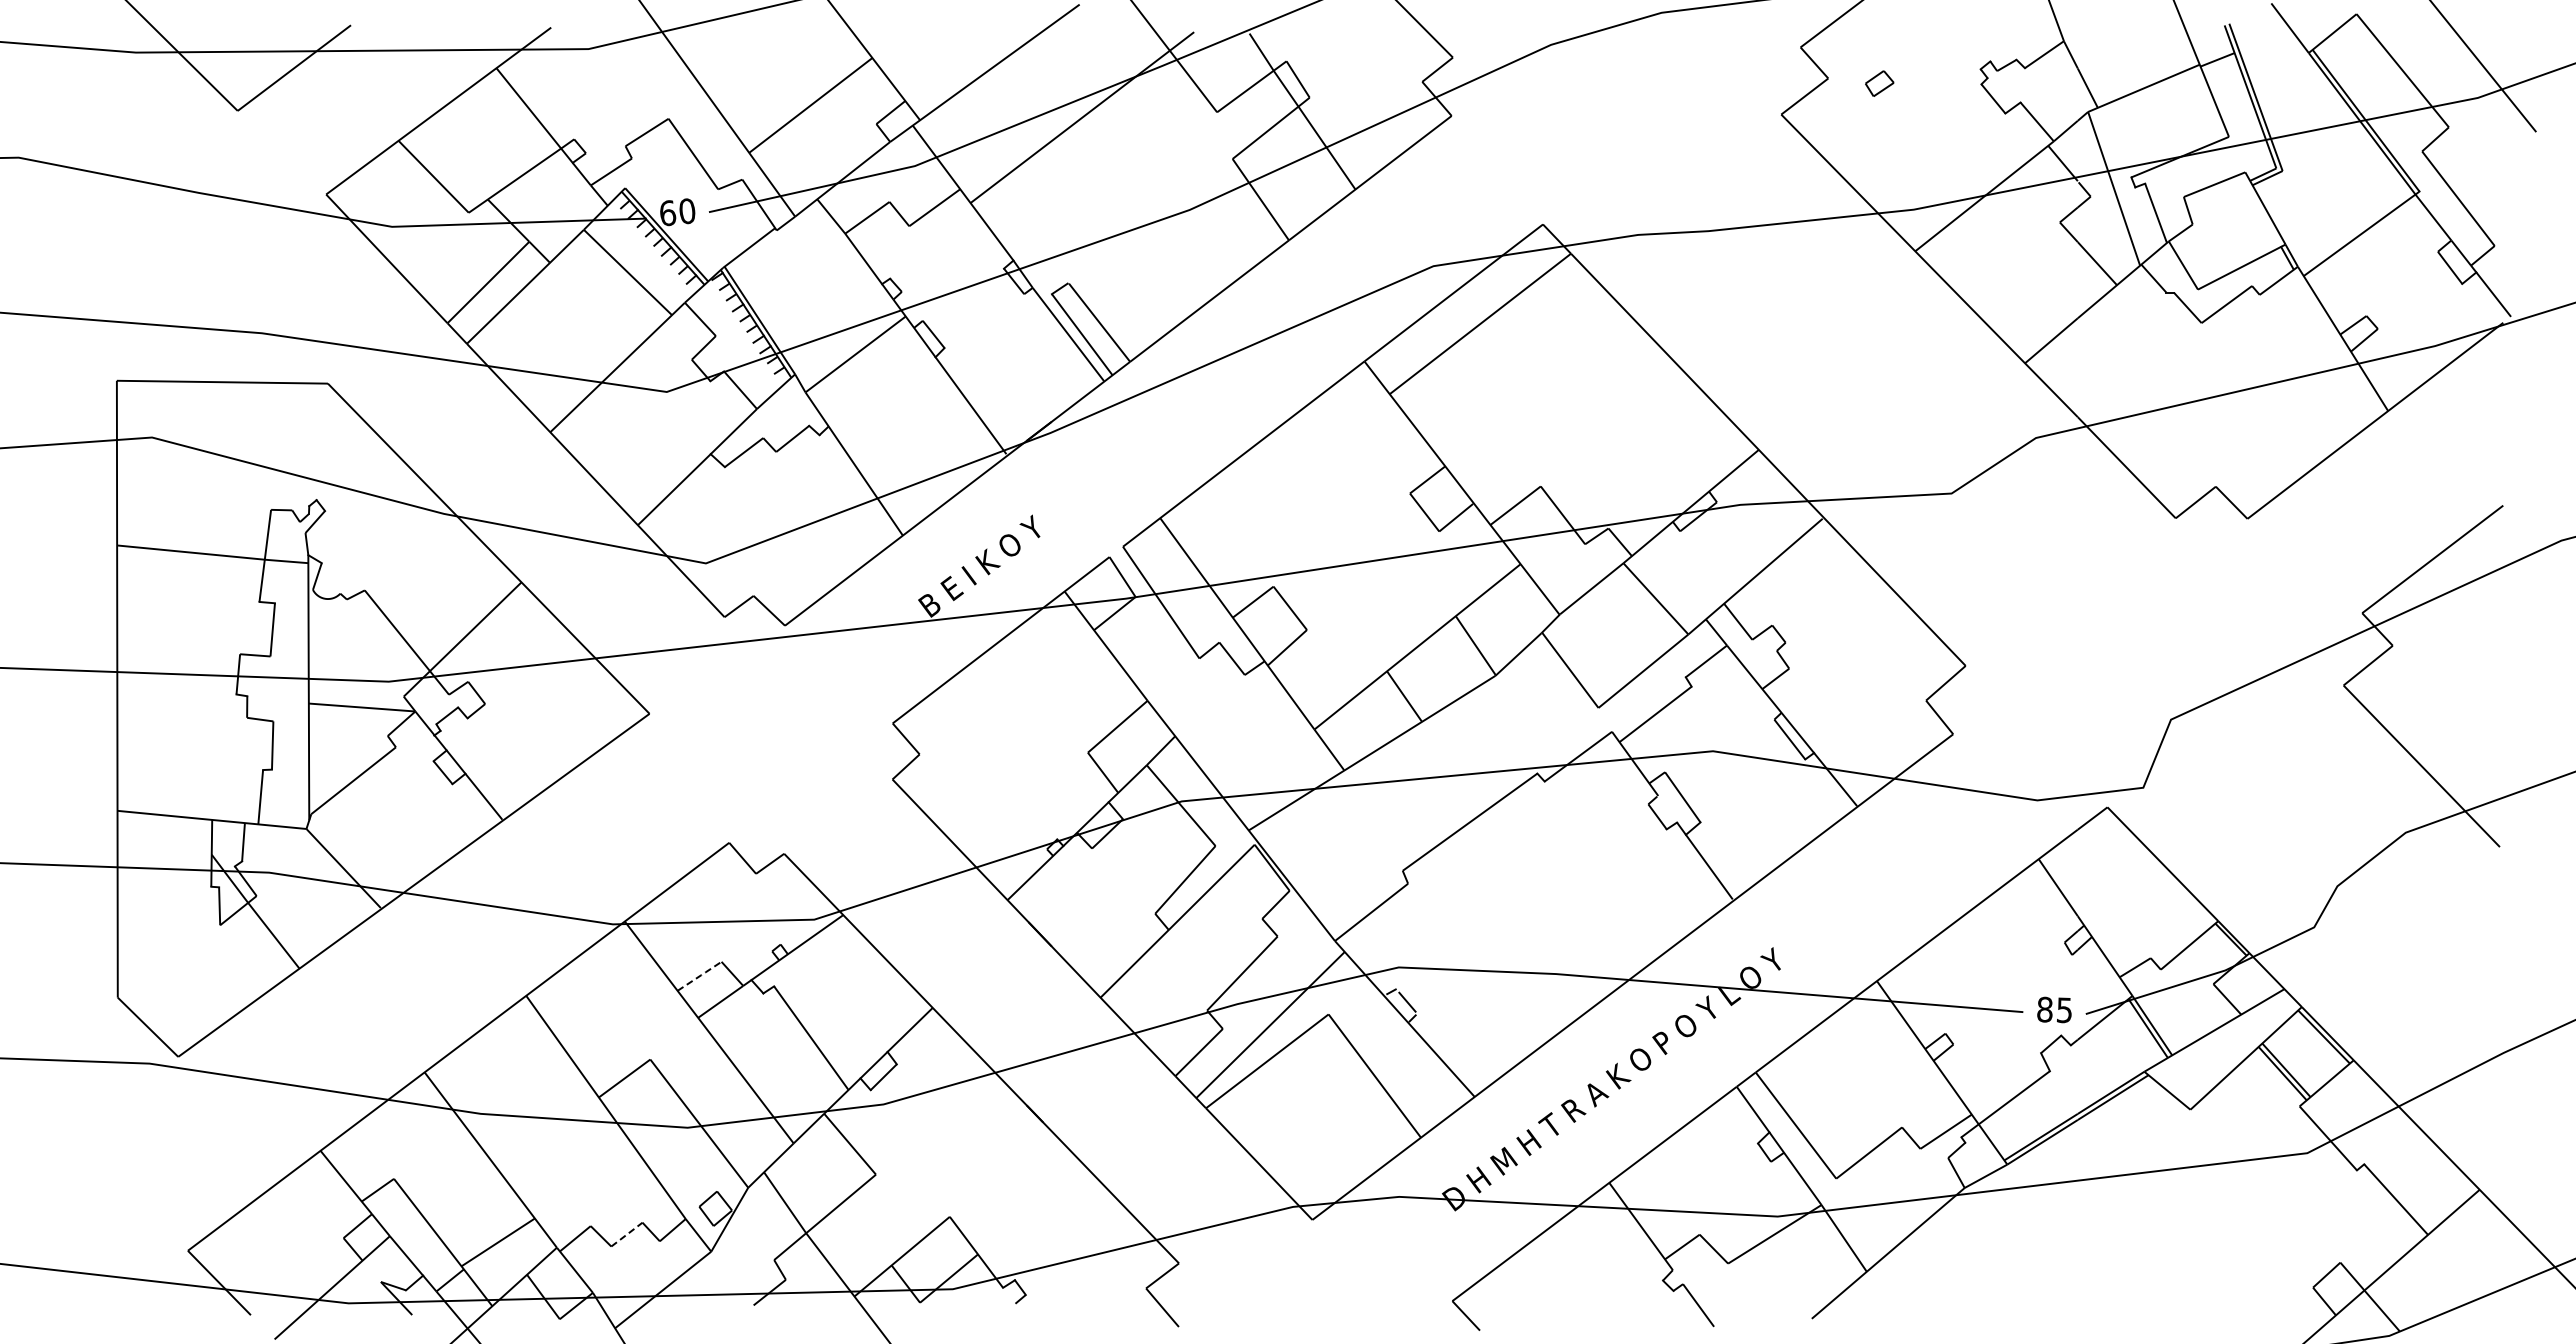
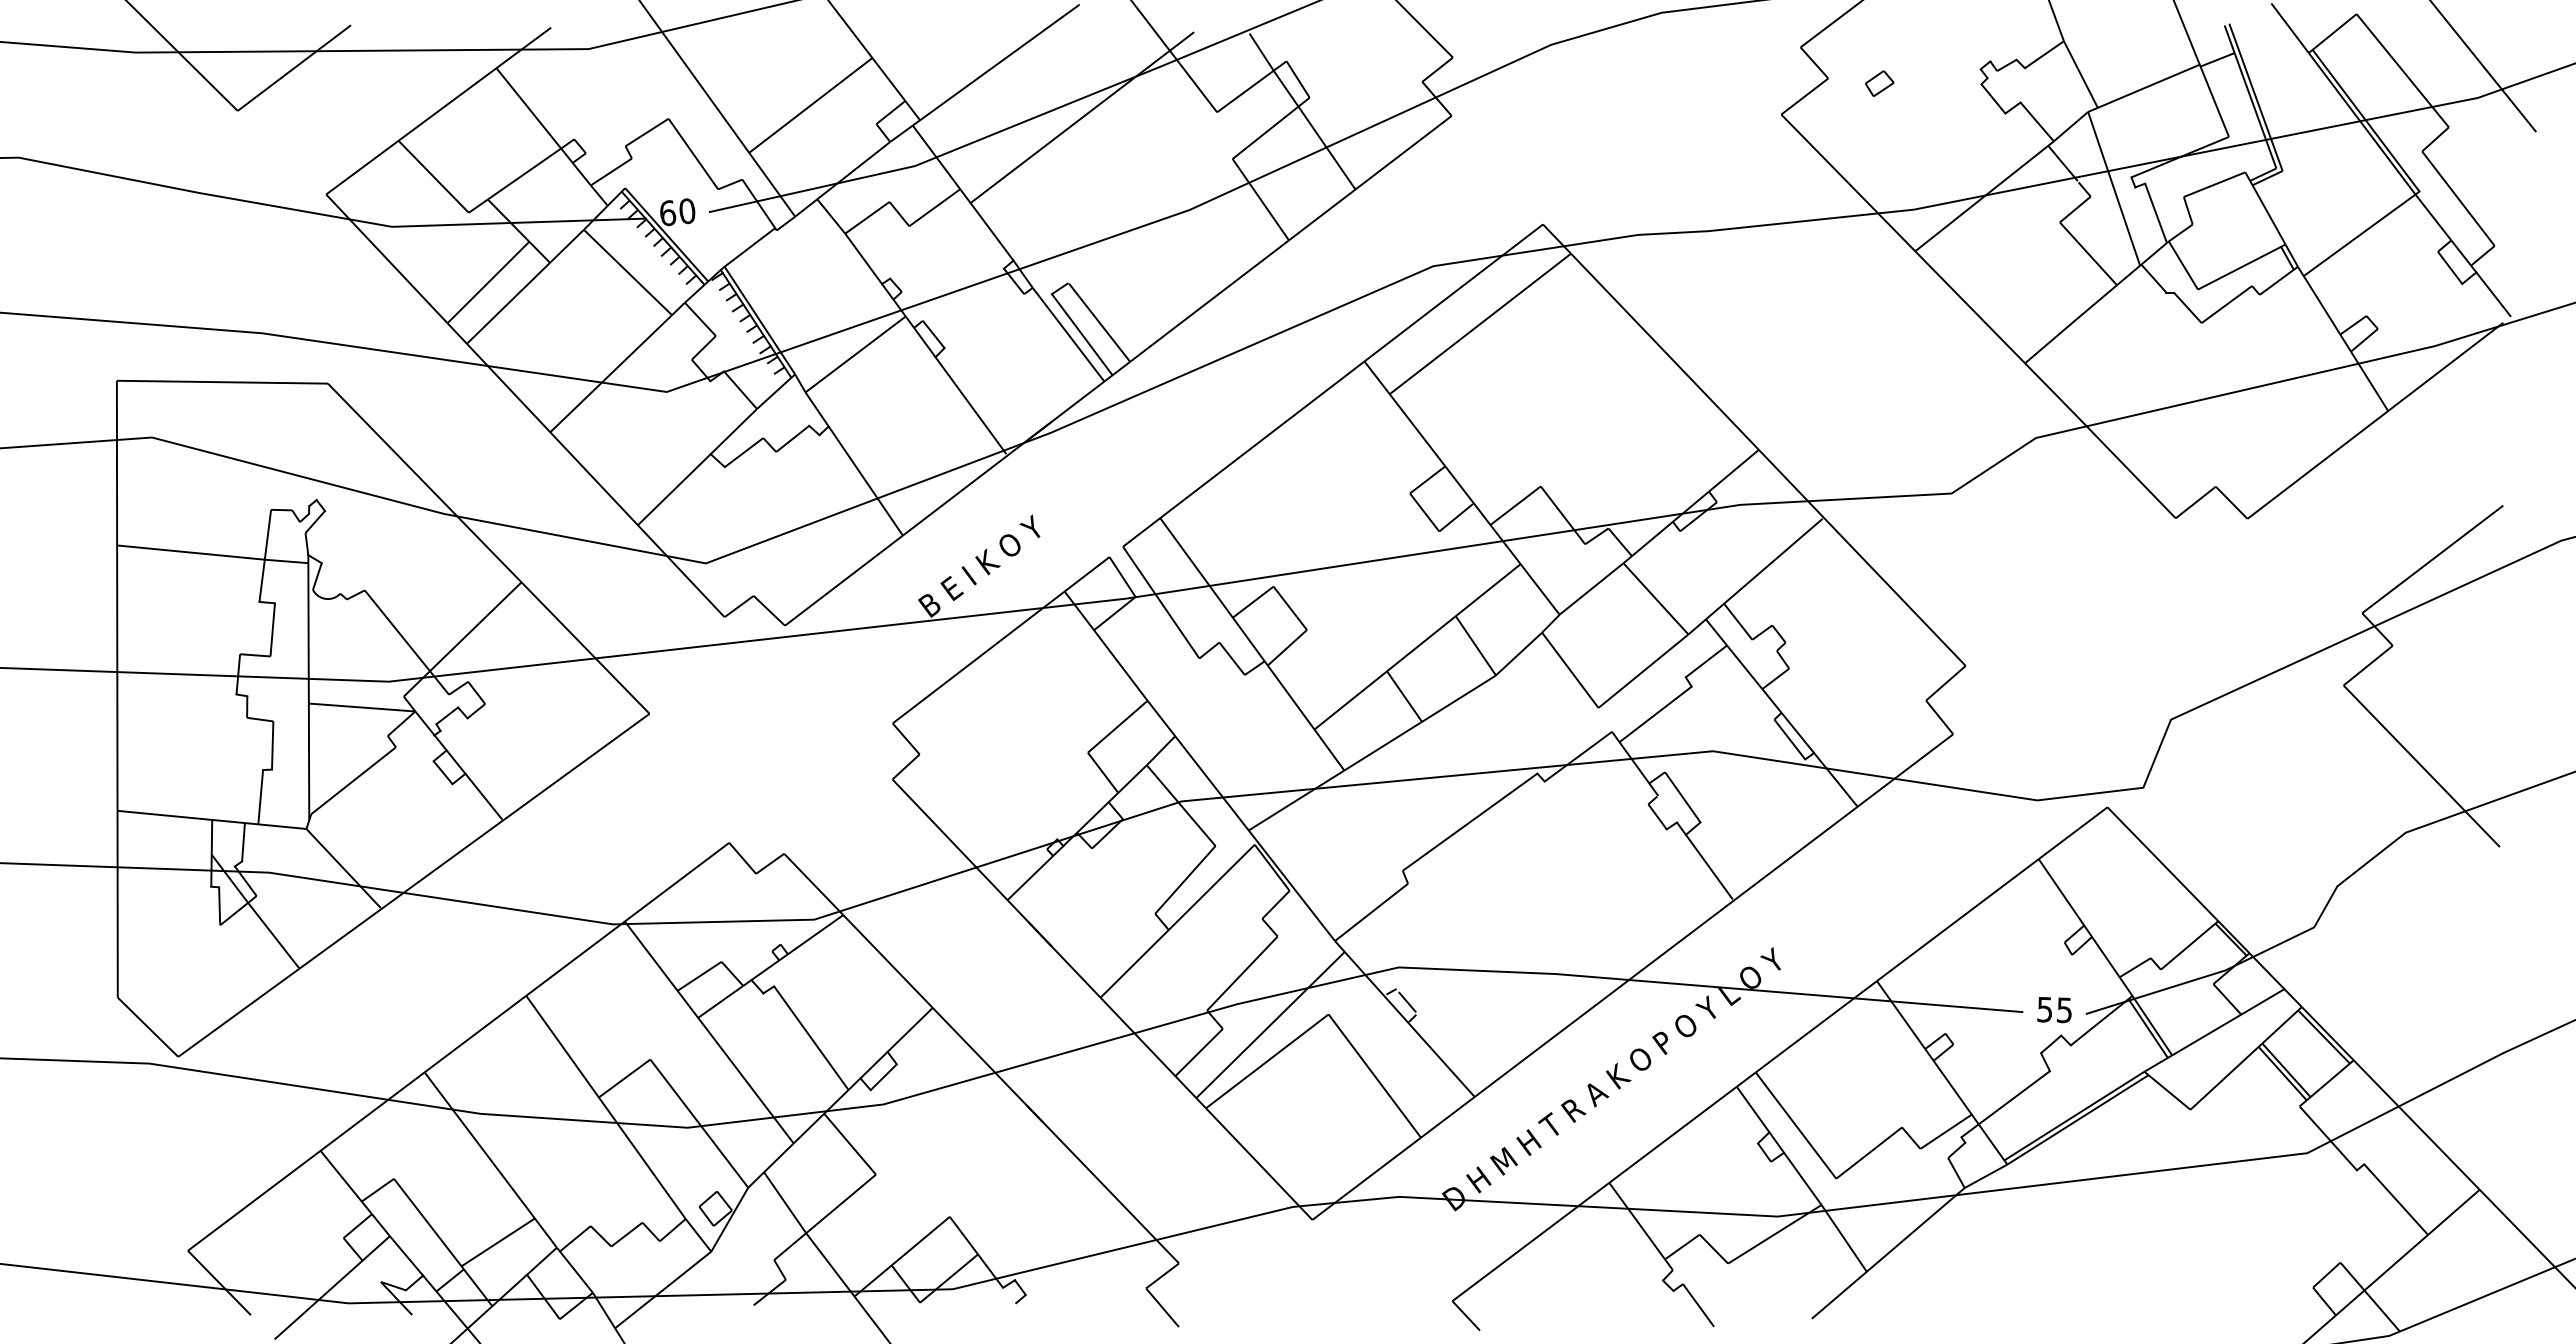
line: dashed -> solid (700, 975)
text: 85 -> 55 (2044, 1009)
line: dashed -> solid (627, 1234)
